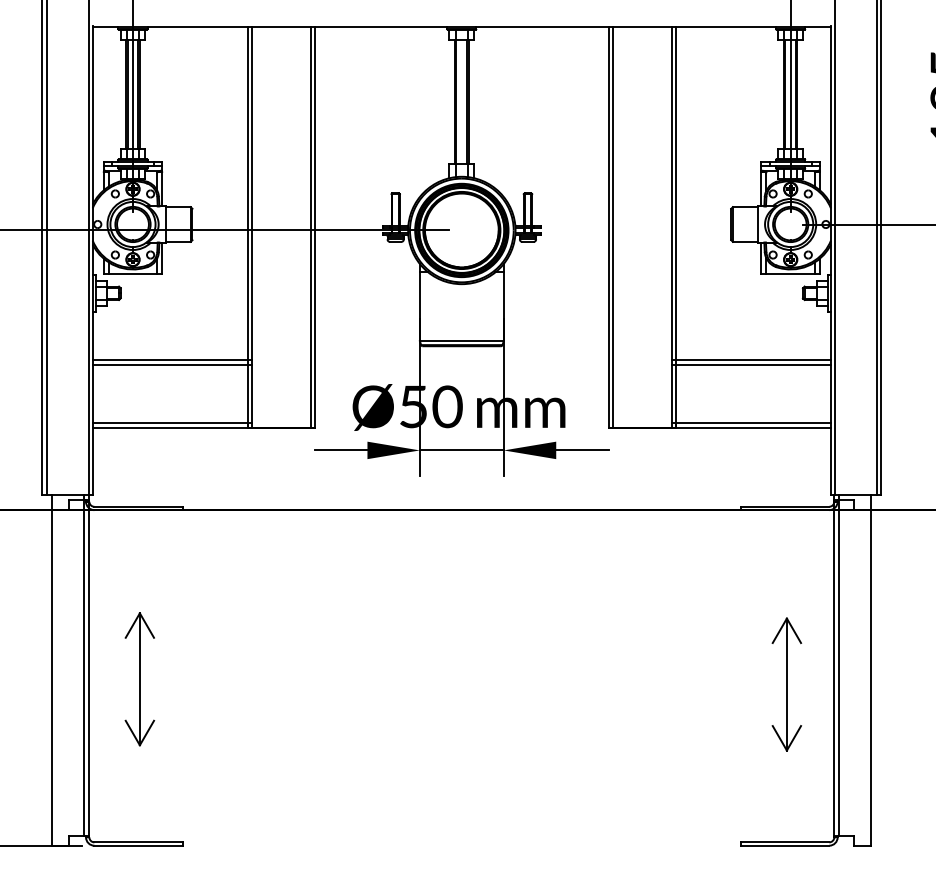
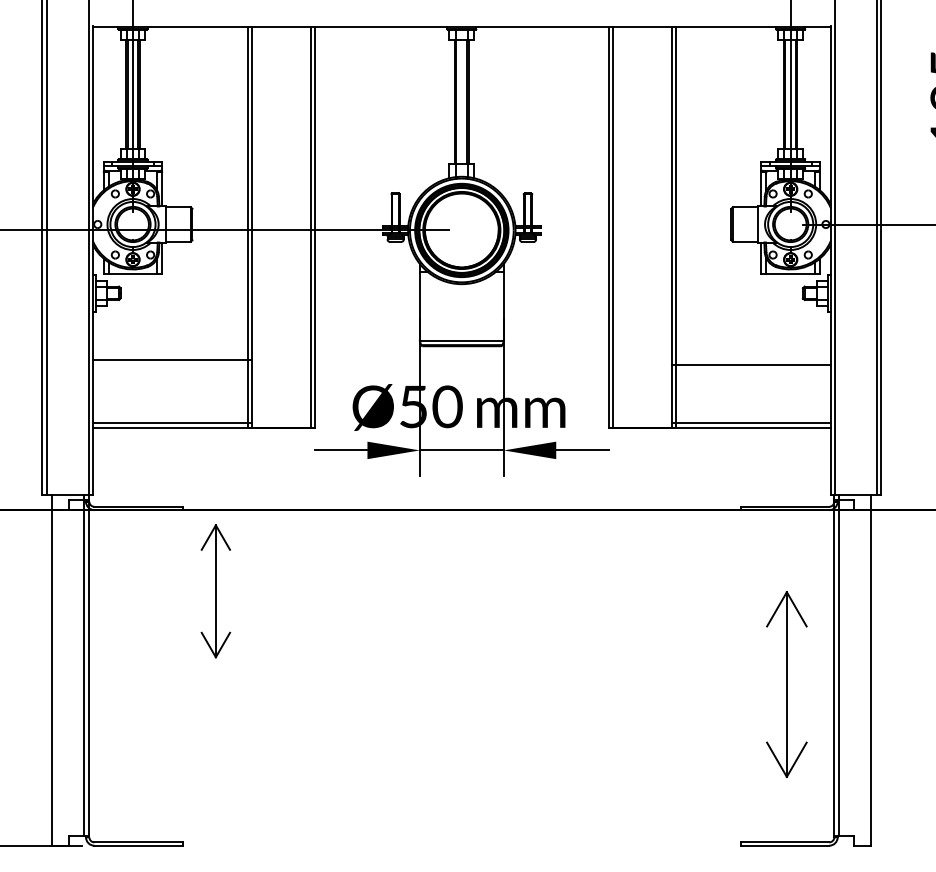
line: present -> none (750, 360)
line: present -> none (172, 364)
part position: (139, 679) -> (215, 591) (215, 591)
part size: 32x135 px -> 42x187 px (786, 684)
